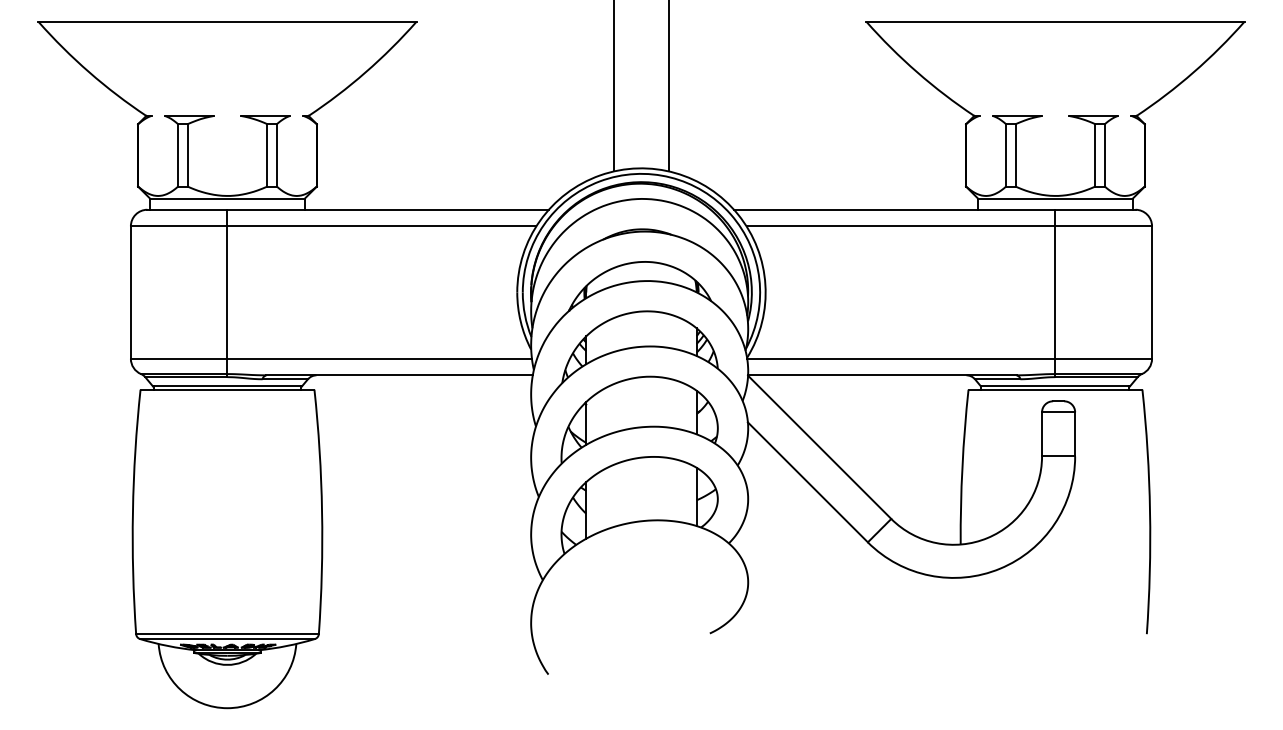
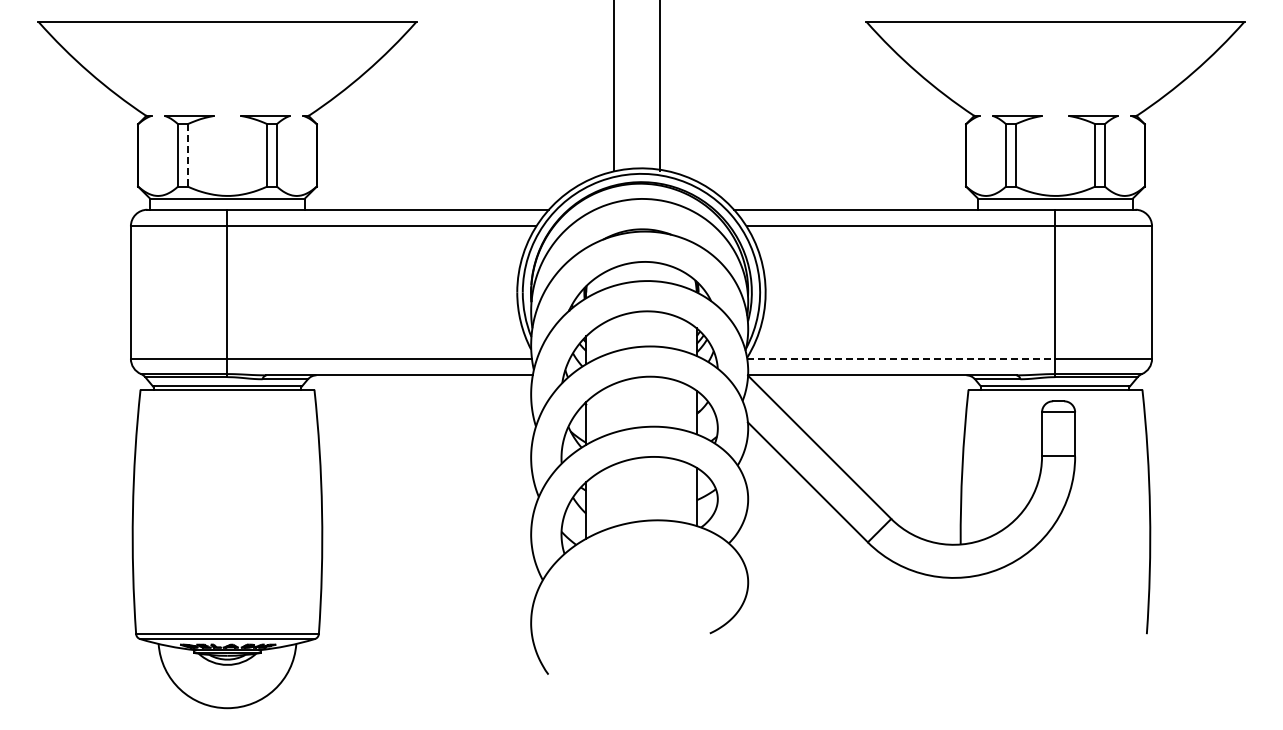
line position: (669, 86) -> (660, 86) (660, 86)
line: solid -> dashed (187, 155)
line: solid -> dashed (901, 358)
